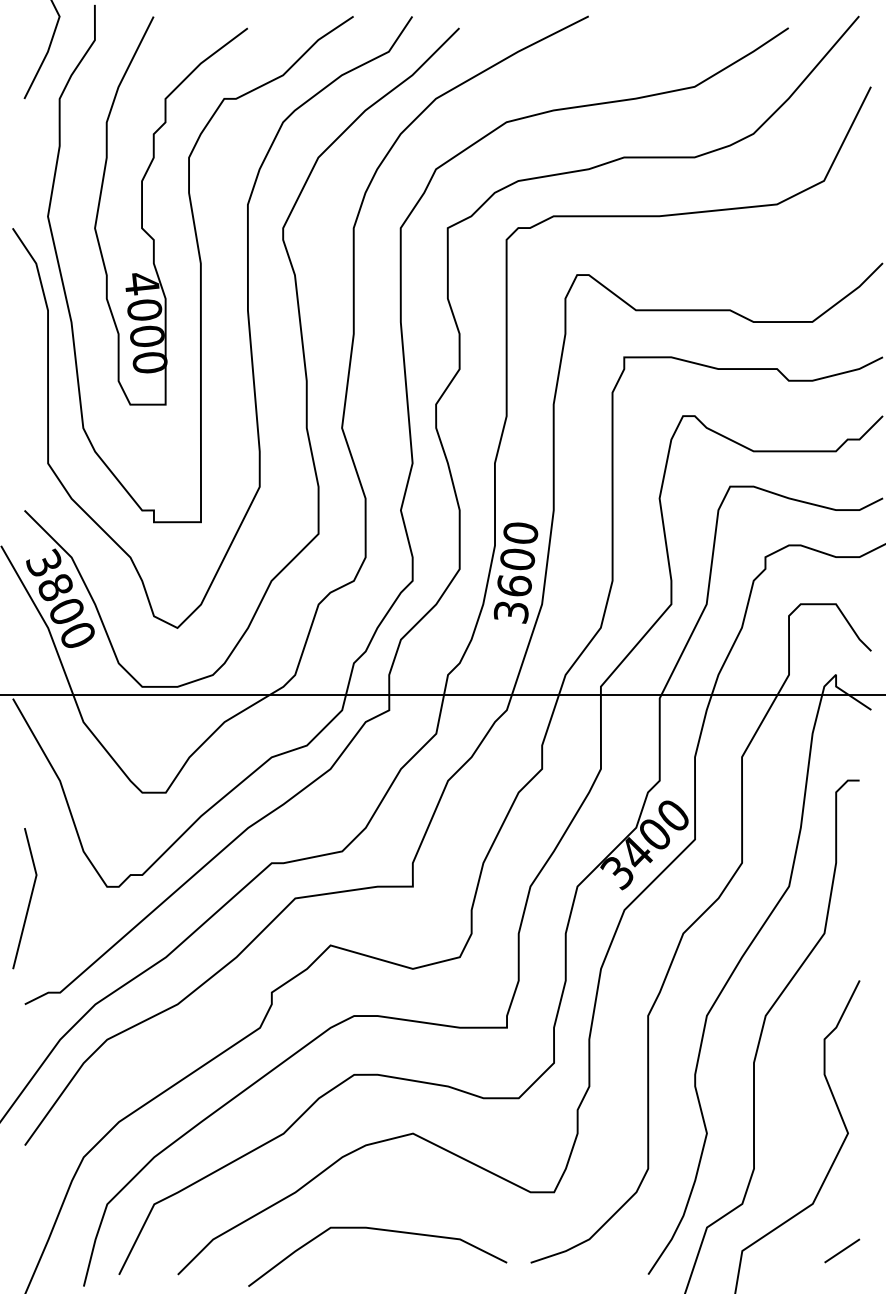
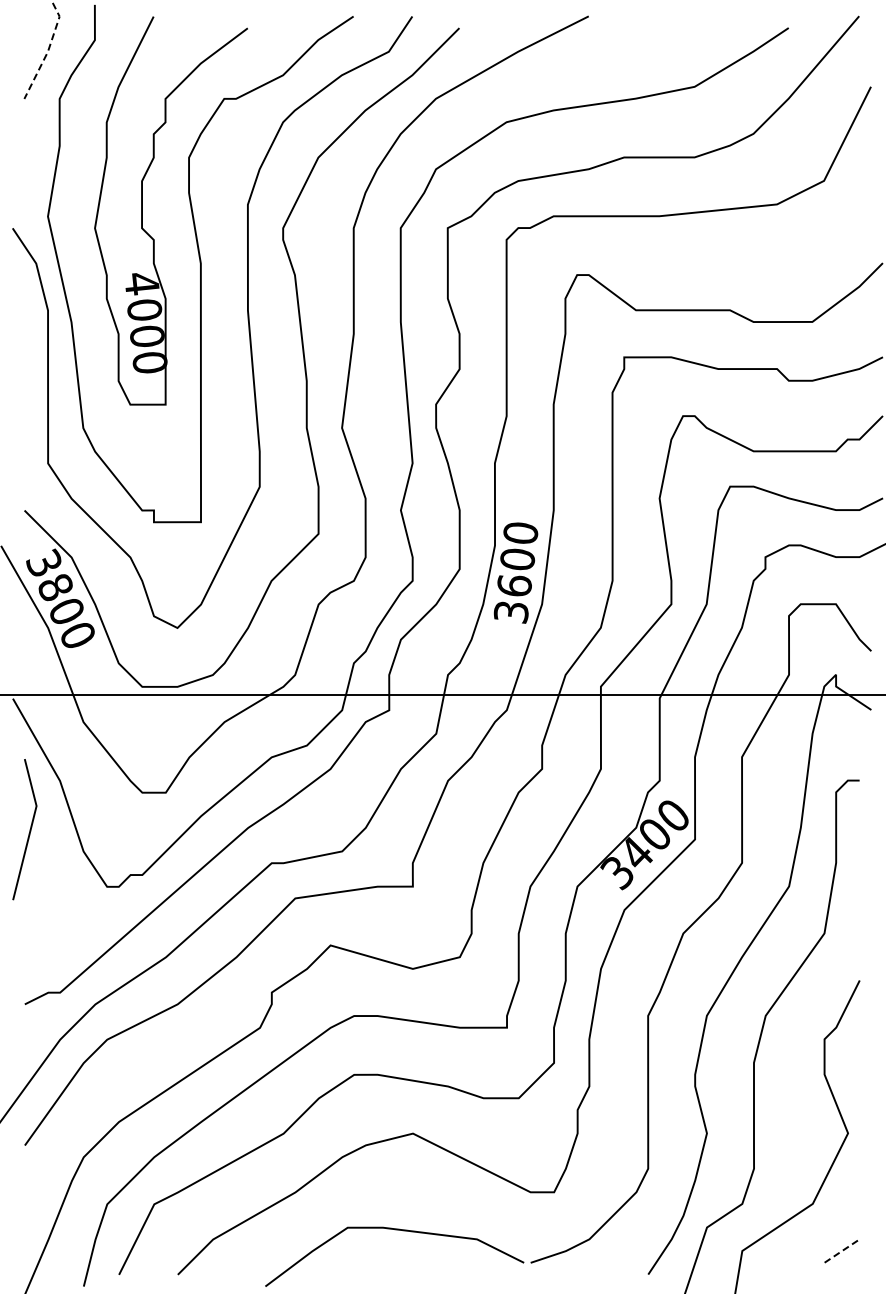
line: solid -> dashed (48, 50)
line position: (29, 898) -> (29, 829) (29, 829)
curve position: (378, 1230) -> (395, 1230) (395, 1230)
line: solid -> dashed (842, 1250)
